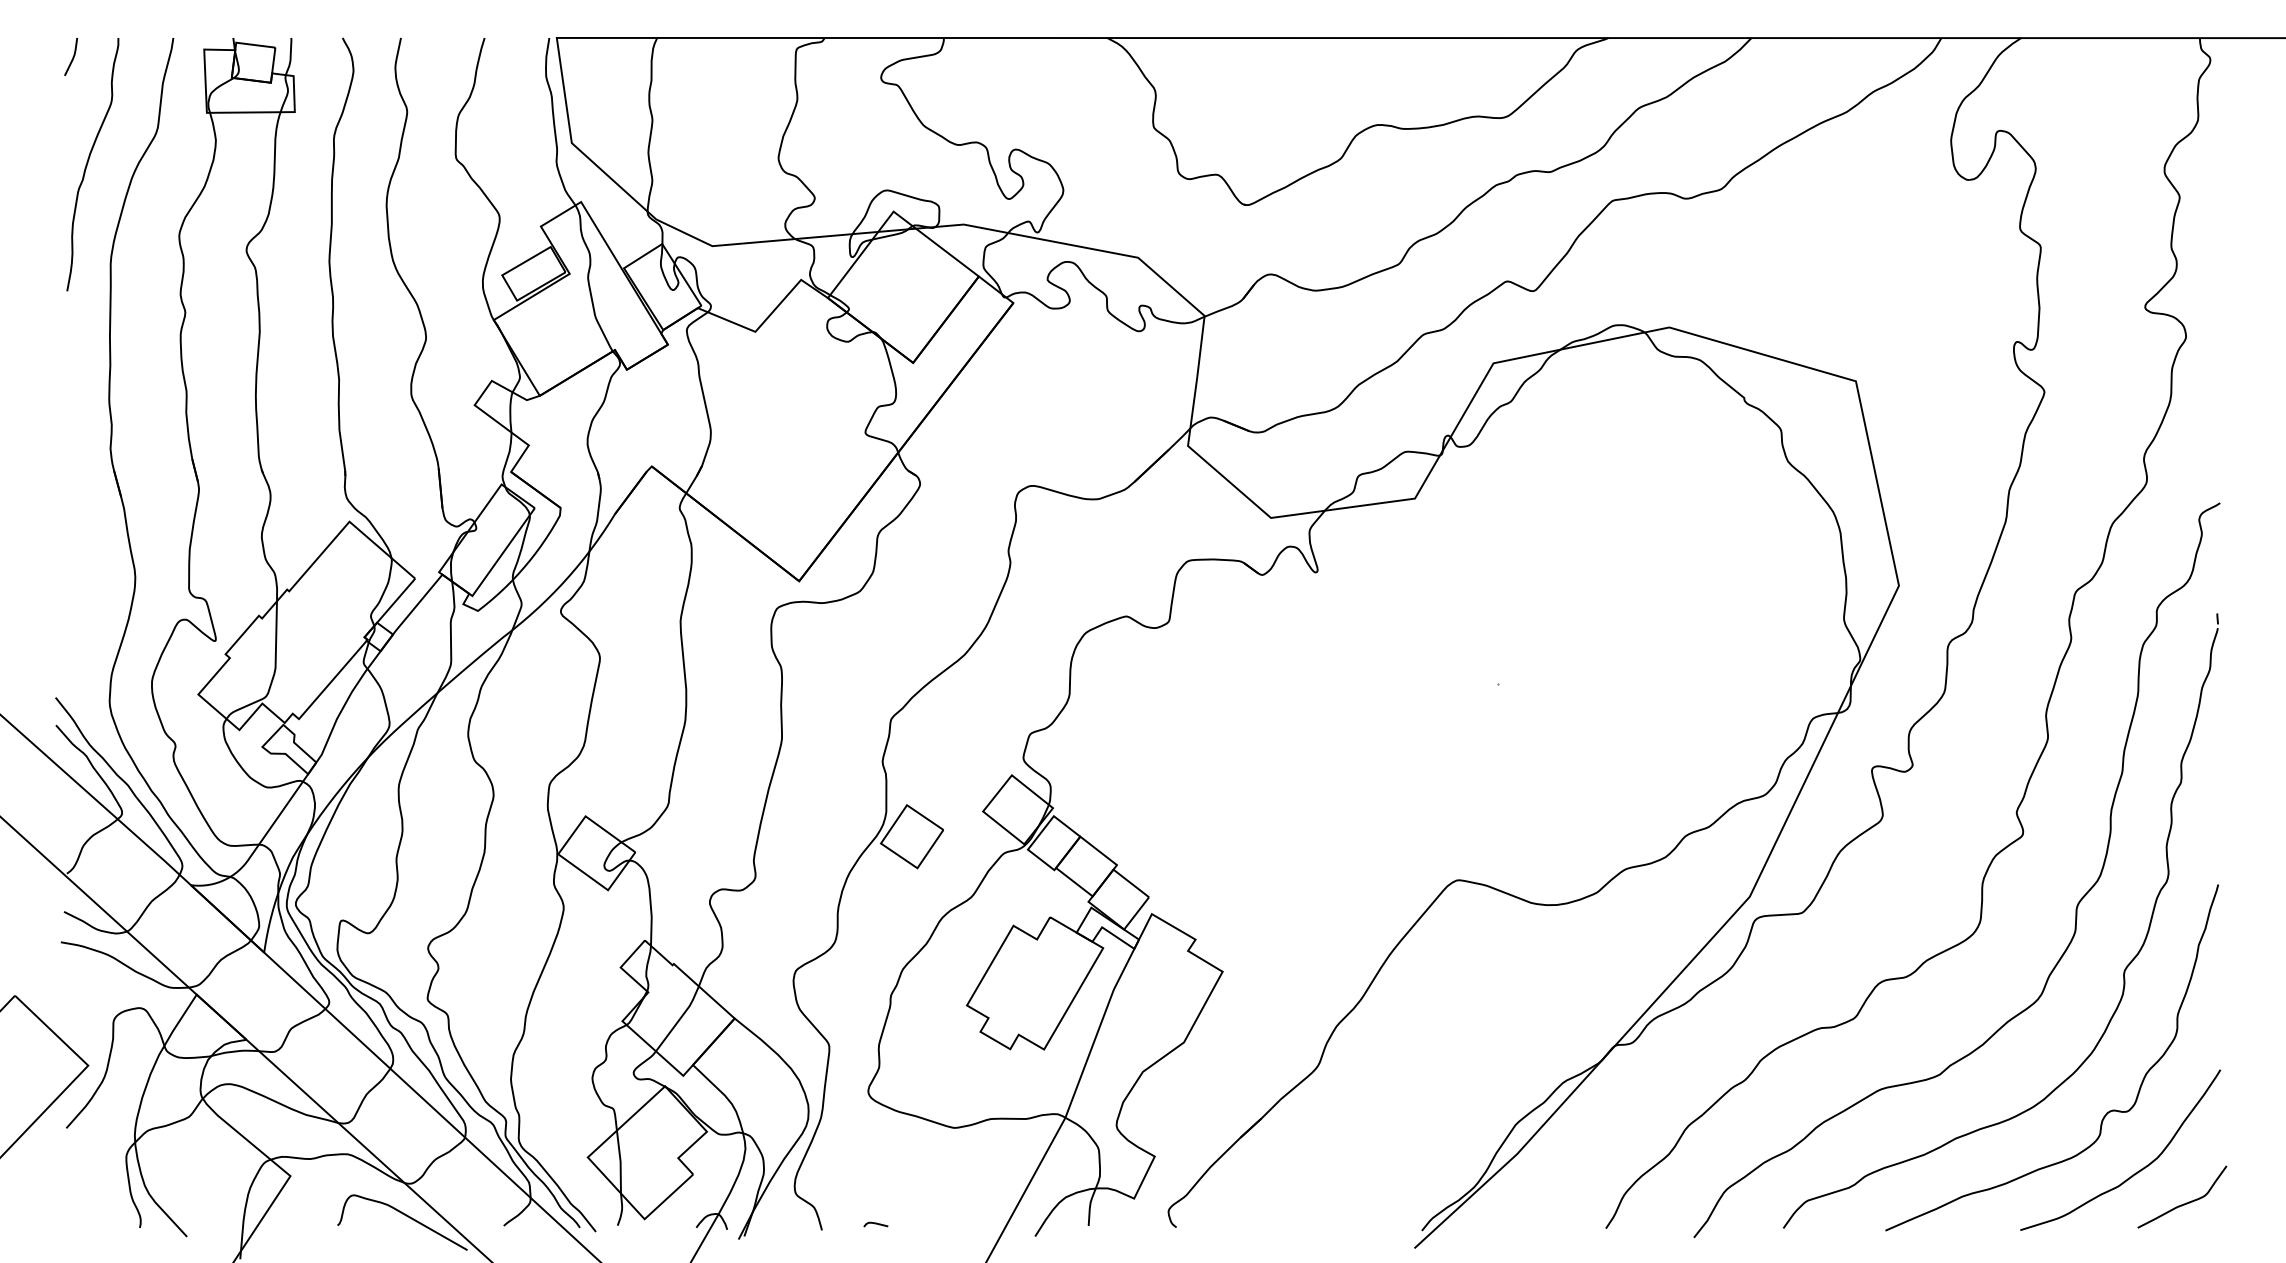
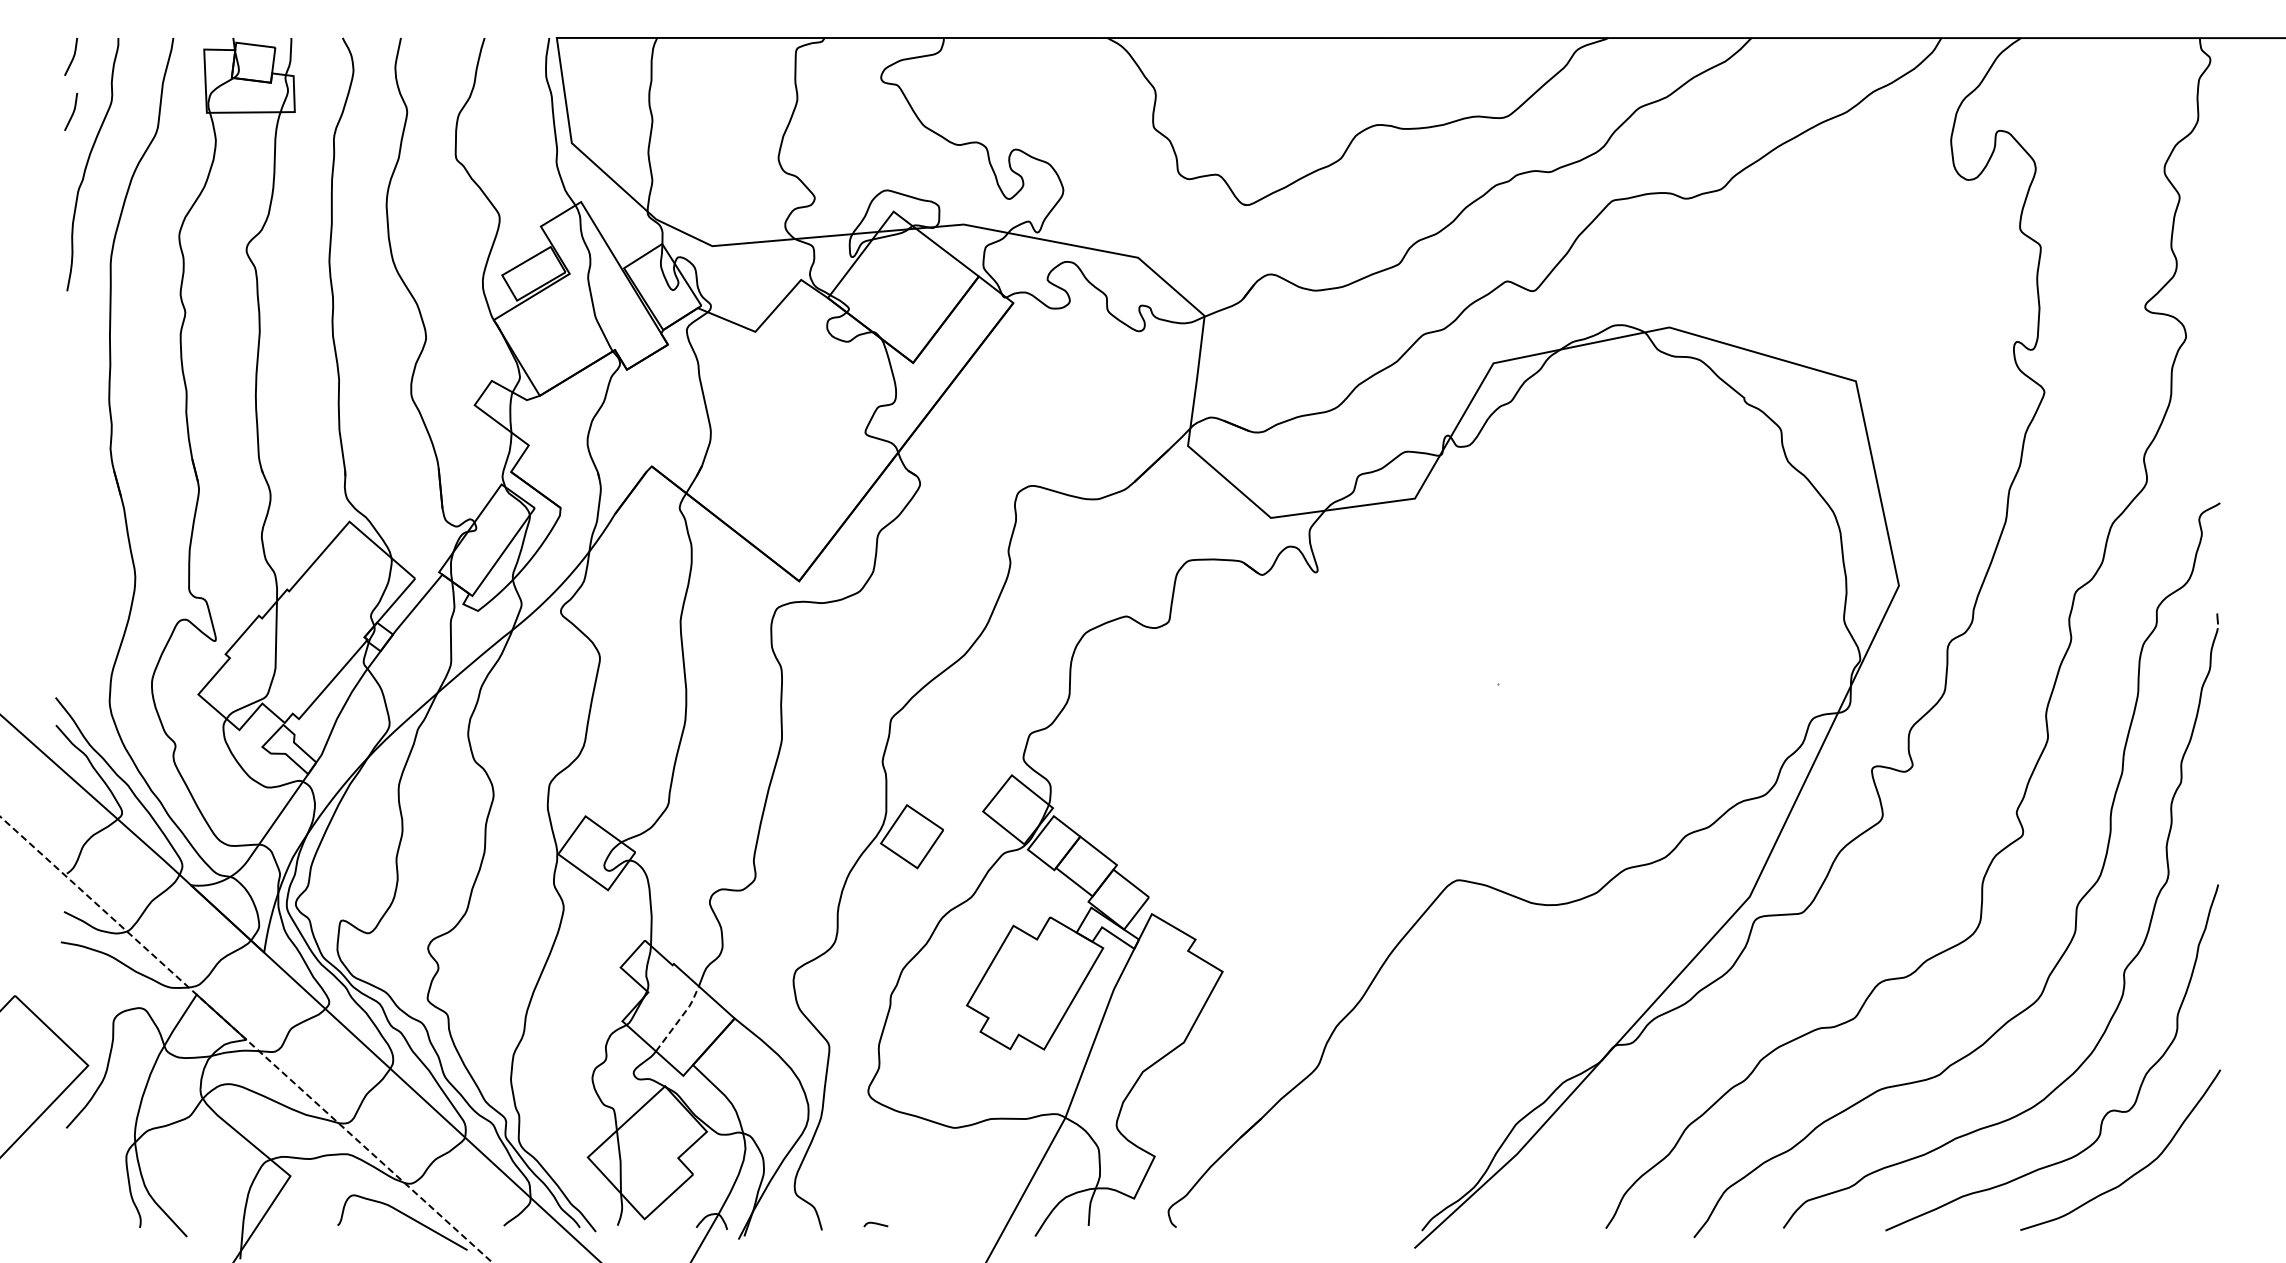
line: none -> present (72, 112)
line: solid -> dashed (680, 1018)
line: solid -> dashed (245, 1039)
curve: present -> none (2183, 1203)
